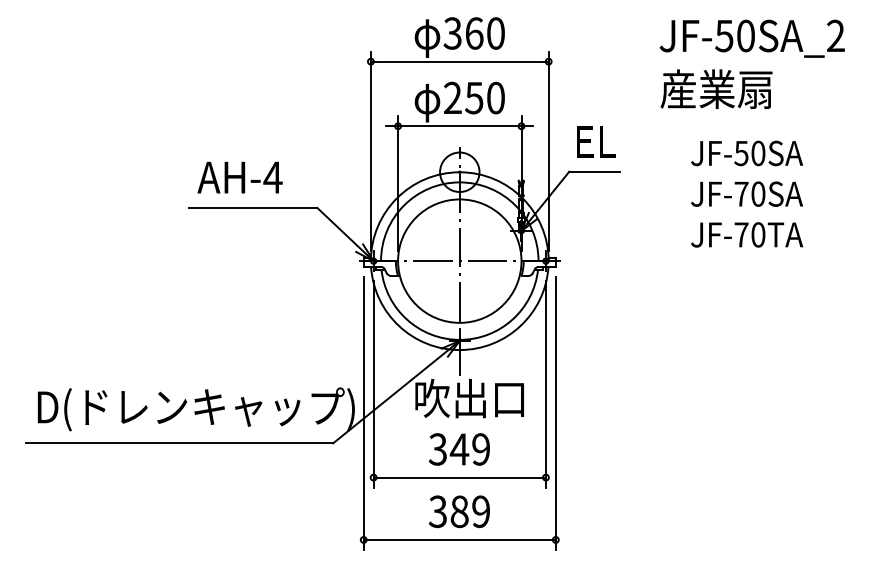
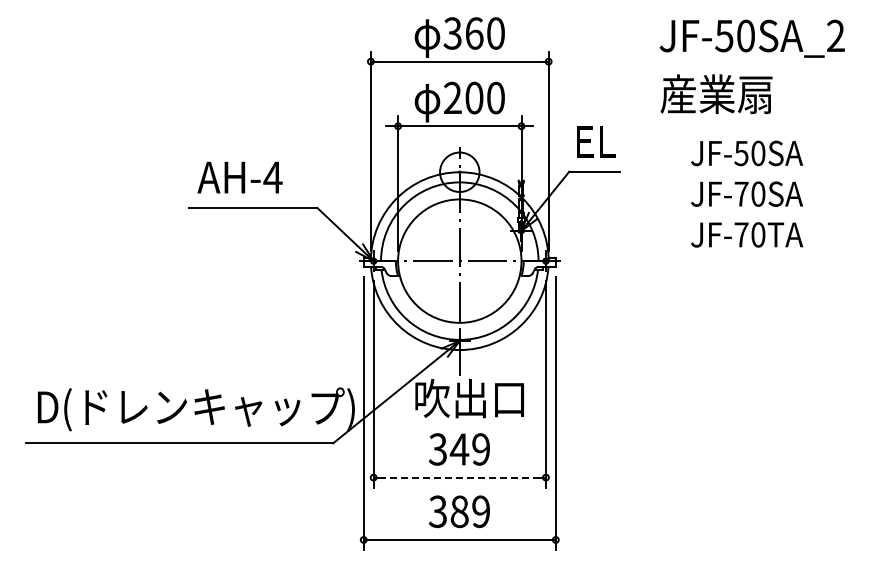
text position: (716, 88) -> (716, 93) (716, 93)
text: 250 -> 200 (474, 97)
line: solid -> dashed (459, 477)
